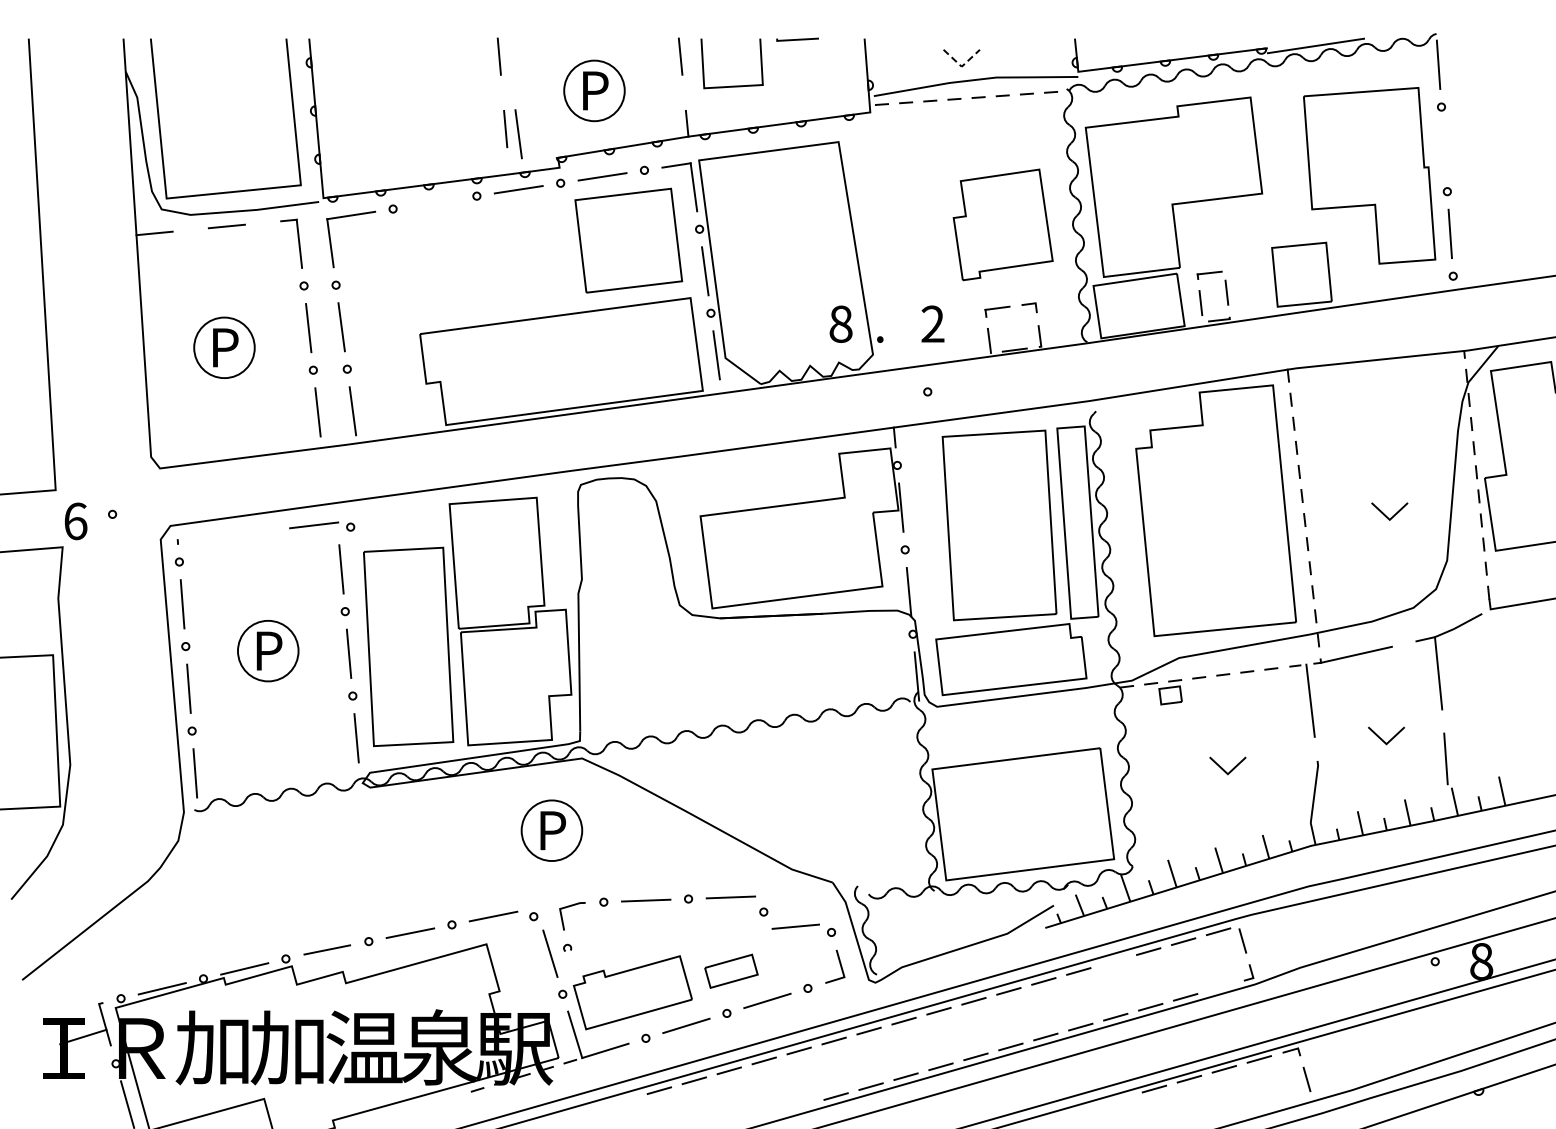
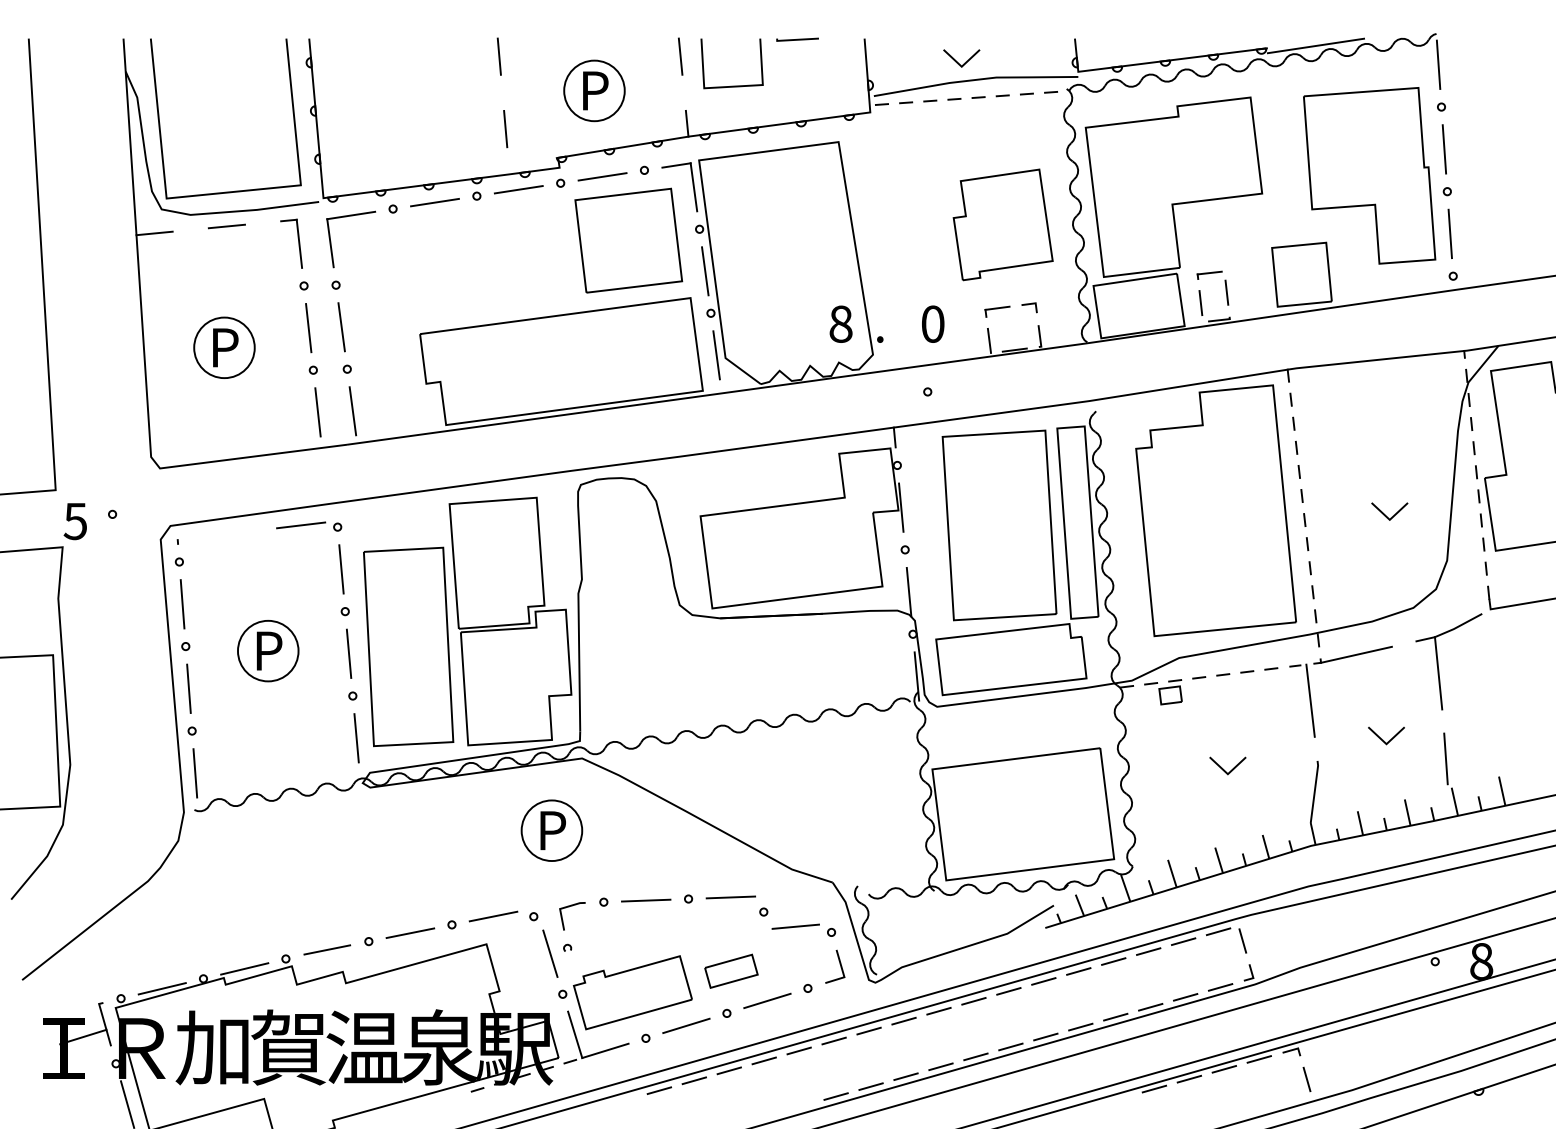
line: dashed -> solid (961, 66)
line: present -> none (518, 134)
line: none -> present (1443, 149)
line: none -> present (434, 202)
text: 2 -> 0 (932, 323)
text: 6 -> 5 (75, 521)
part position: (322, 526) -> (309, 526) (309, 526)
line: none -> present (1113, 961)
line: none -> present (1220, 987)
text: 加 -> 賀 (287, 1047)
